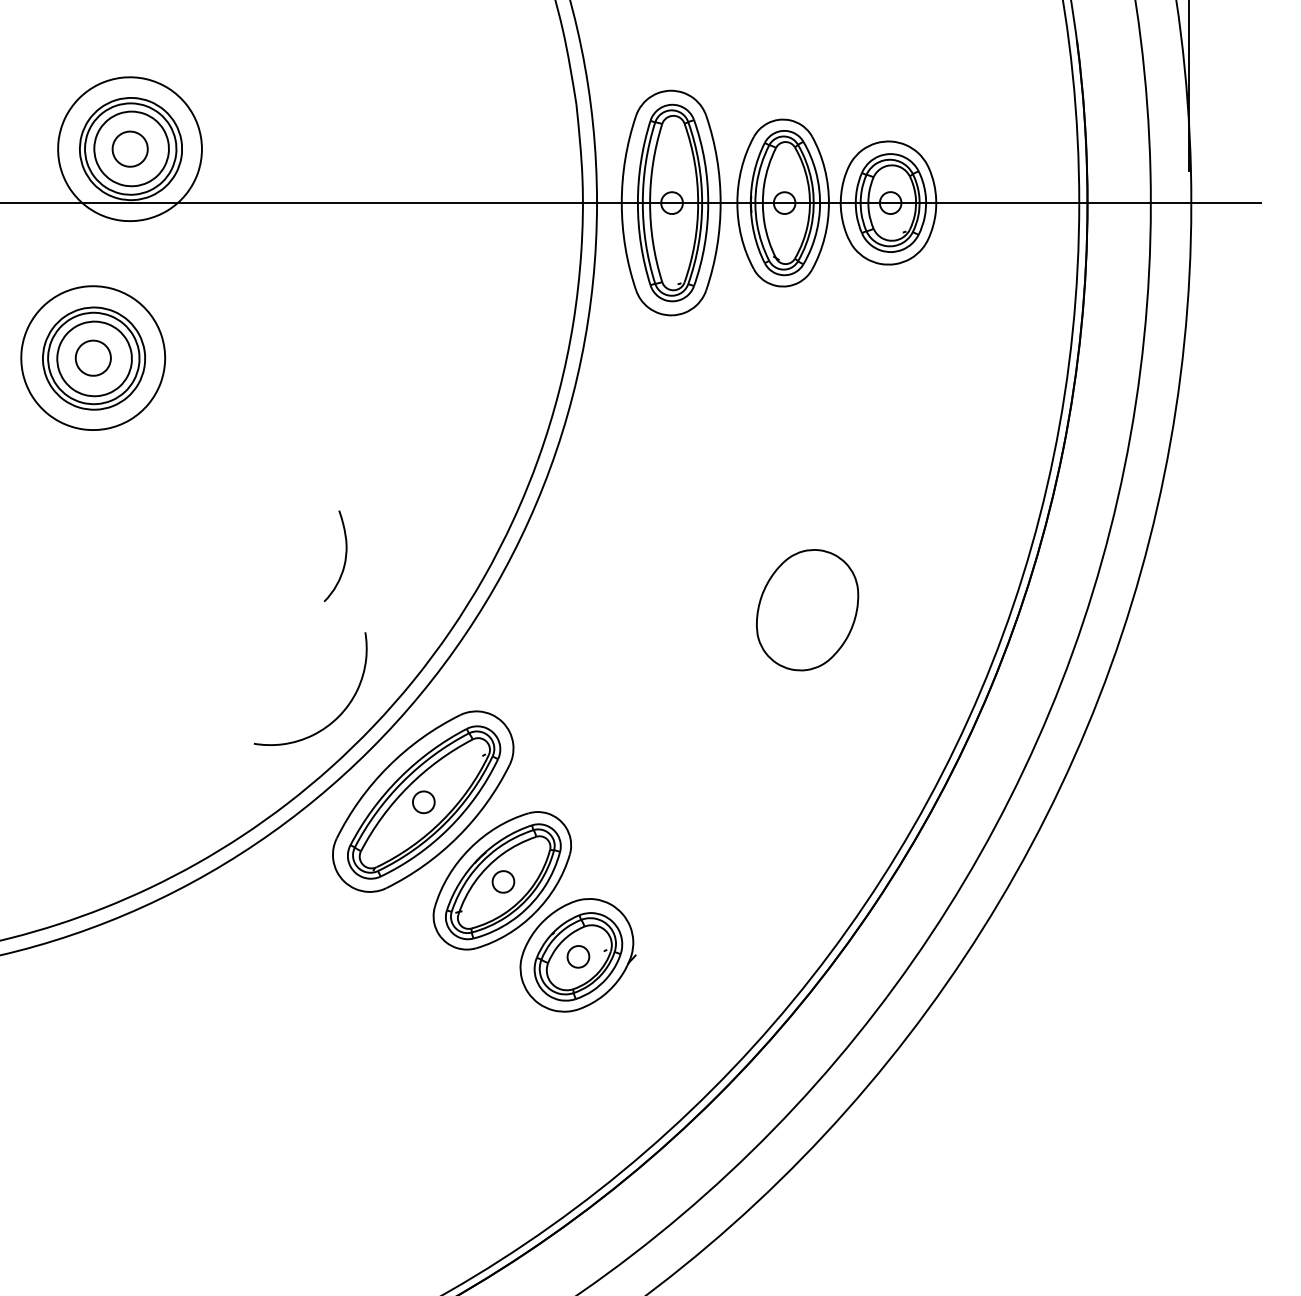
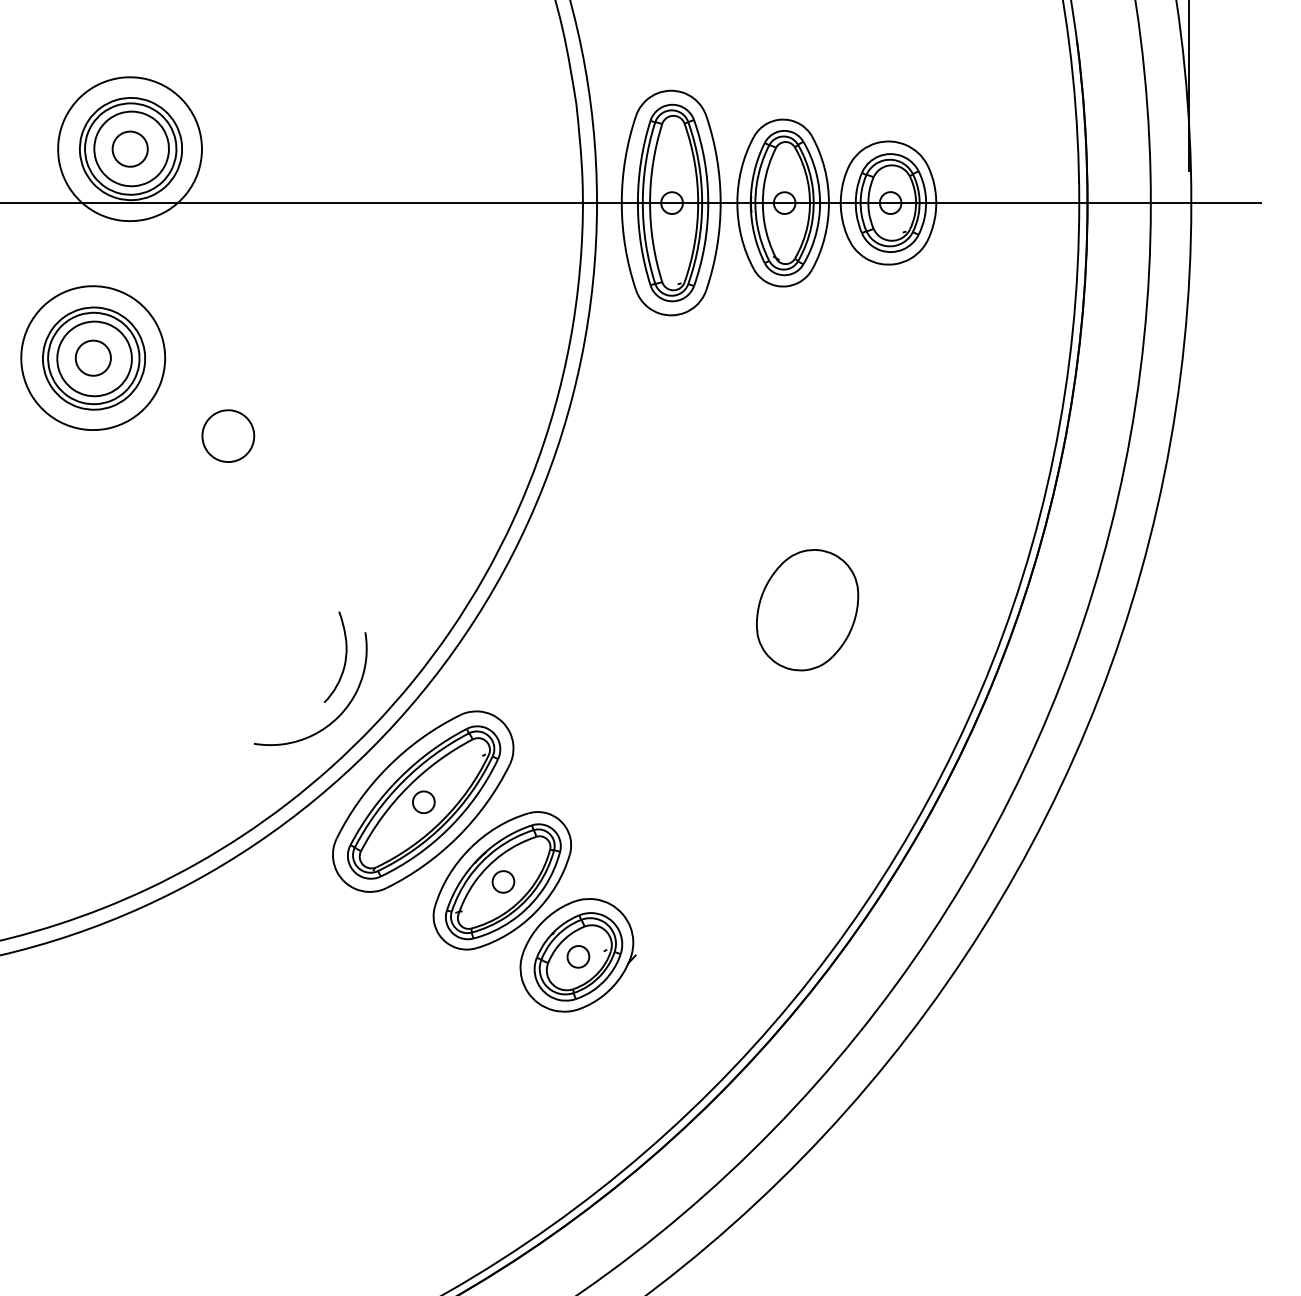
part: none -> present (228, 435)
curve position: (344, 558) -> (344, 659) (344, 659)
